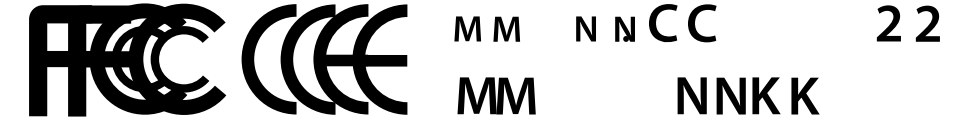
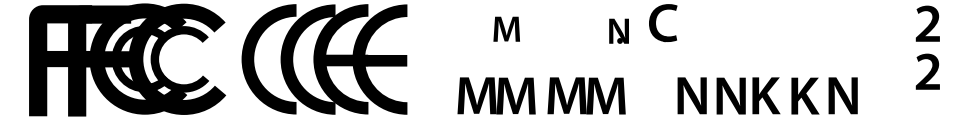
fill: present -> none (888, 23)
part: present -> none (695, 25)
fill: present -> none (467, 28)
fill: present -> none (586, 28)
part position: (624, 28) -> (618, 30) (618, 30)
part: none -> present (927, 71)
part: none -> present (586, 95)
part: none -> present (842, 95)
